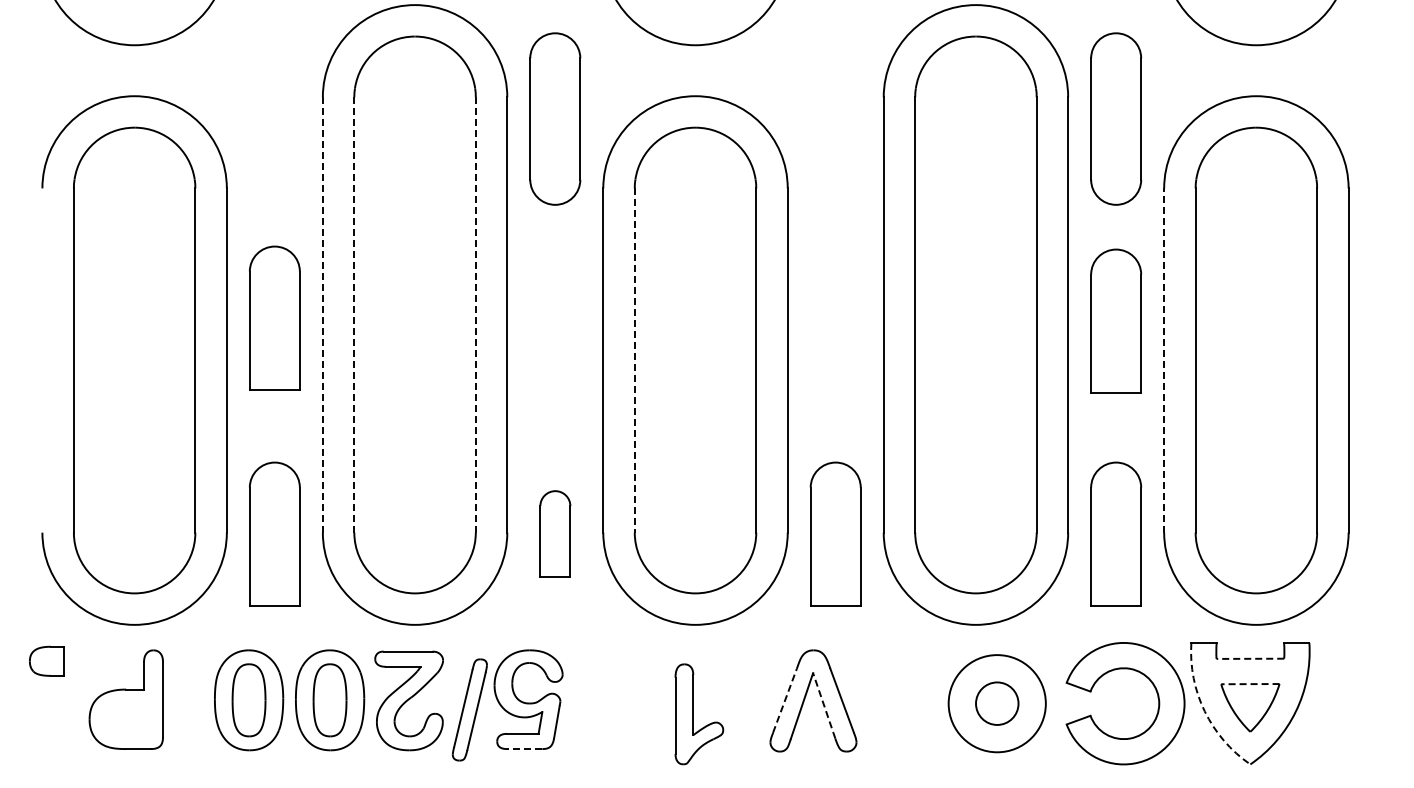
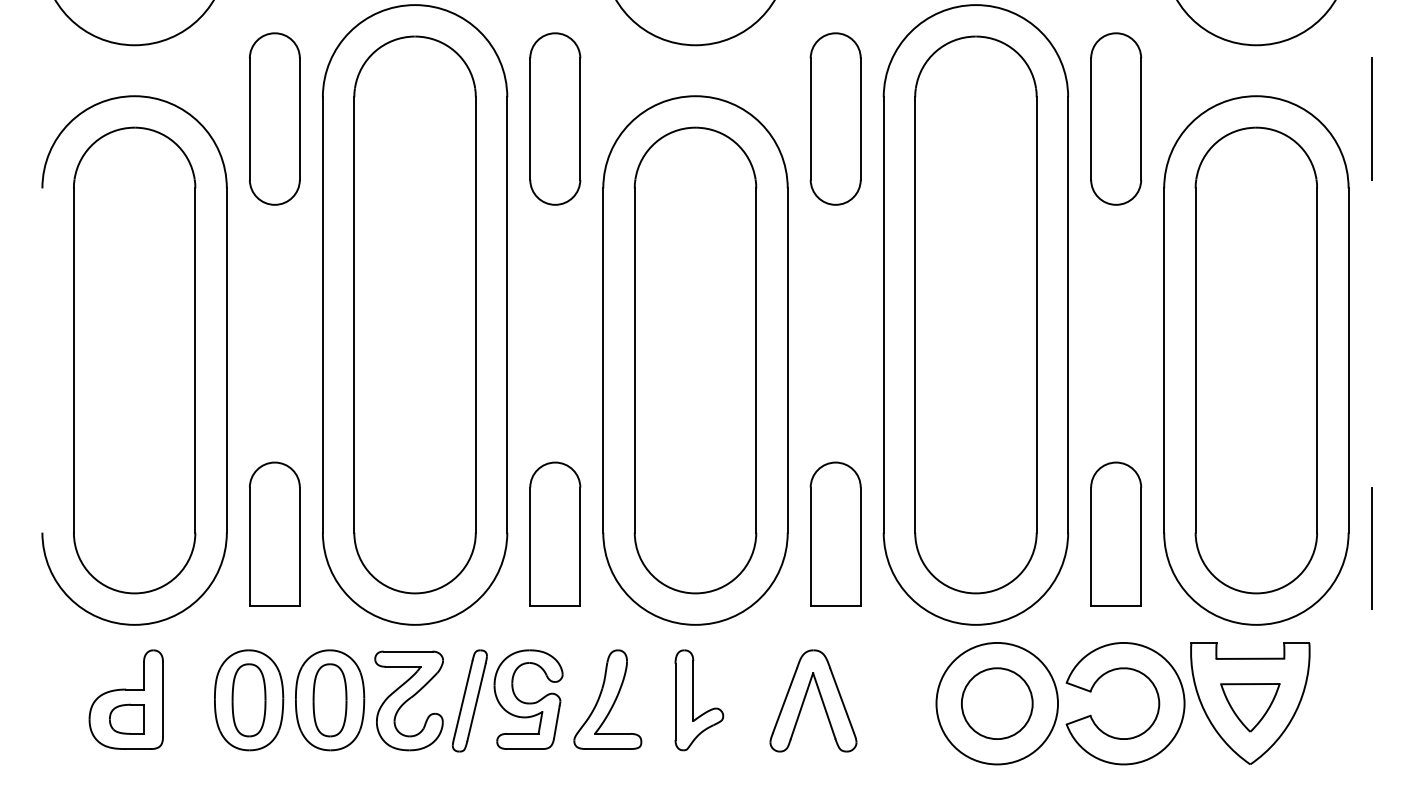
part: none -> present (274, 118)
part: none -> present (835, 118)
line: none -> present (1371, 118)
line: dashed -> solid (322, 314)
line: dashed -> solid (354, 314)
line: dashed -> solid (475, 314)
part: present -> none (274, 317)
part: present -> none (1116, 320)
line: dashed -> solid (1164, 360)
line: dashed -> solid (634, 361)
part size: 33x88 px -> 53x146 px (555, 533)
line: none -> present (1371, 548)
line: dashed -> solid (1250, 658)
part position: (46, 660) -> (126, 718) (126, 718)
line: dashed -> solid (1249, 684)
part: none -> present (607, 699)
line: dashed -> solid (785, 700)
circle diameter: 97 px -> 121 px (997, 703)
circle diameter: 43 px -> 71 px (996, 703)
line: dashed -> solid (824, 705)
part position: (469, 709) -> (469, 700) (469, 700)
arc: dashed -> solid (1204, 711)
part position: (699, 714) -> (699, 700) (699, 700)
line: dashed -> solid (524, 749)
